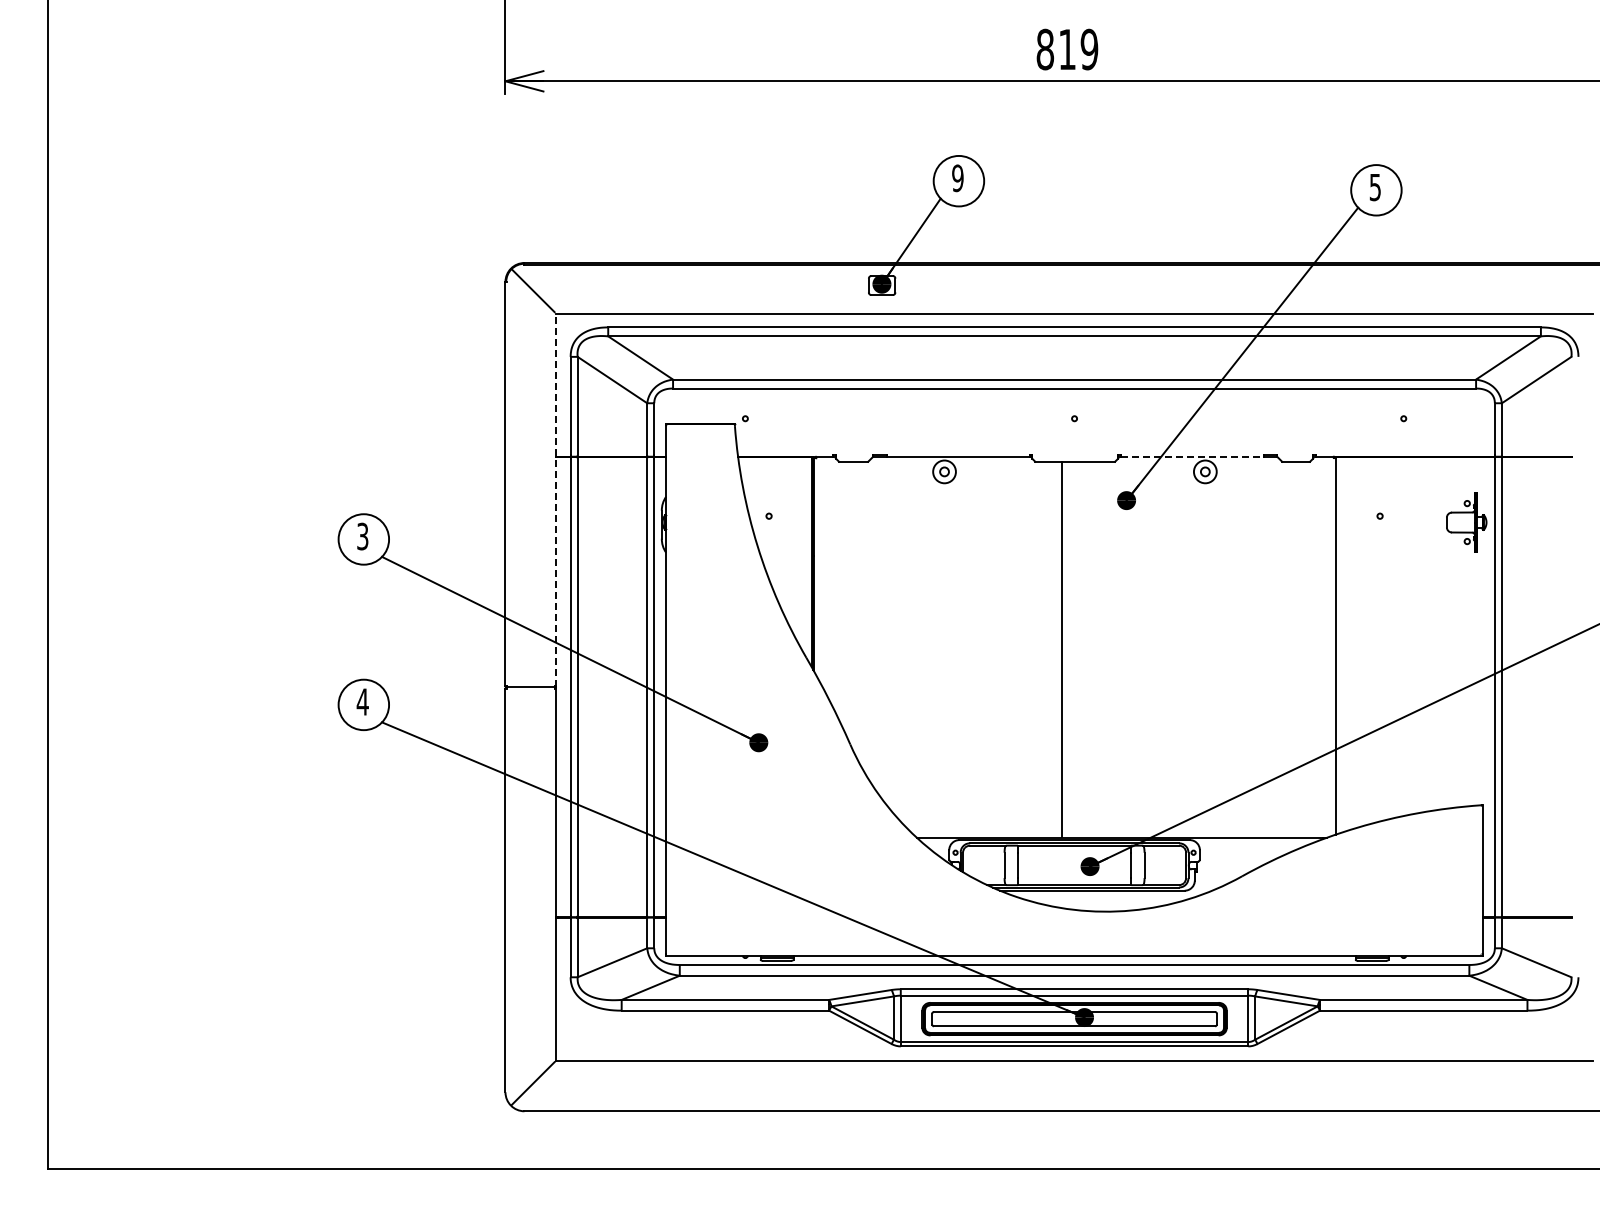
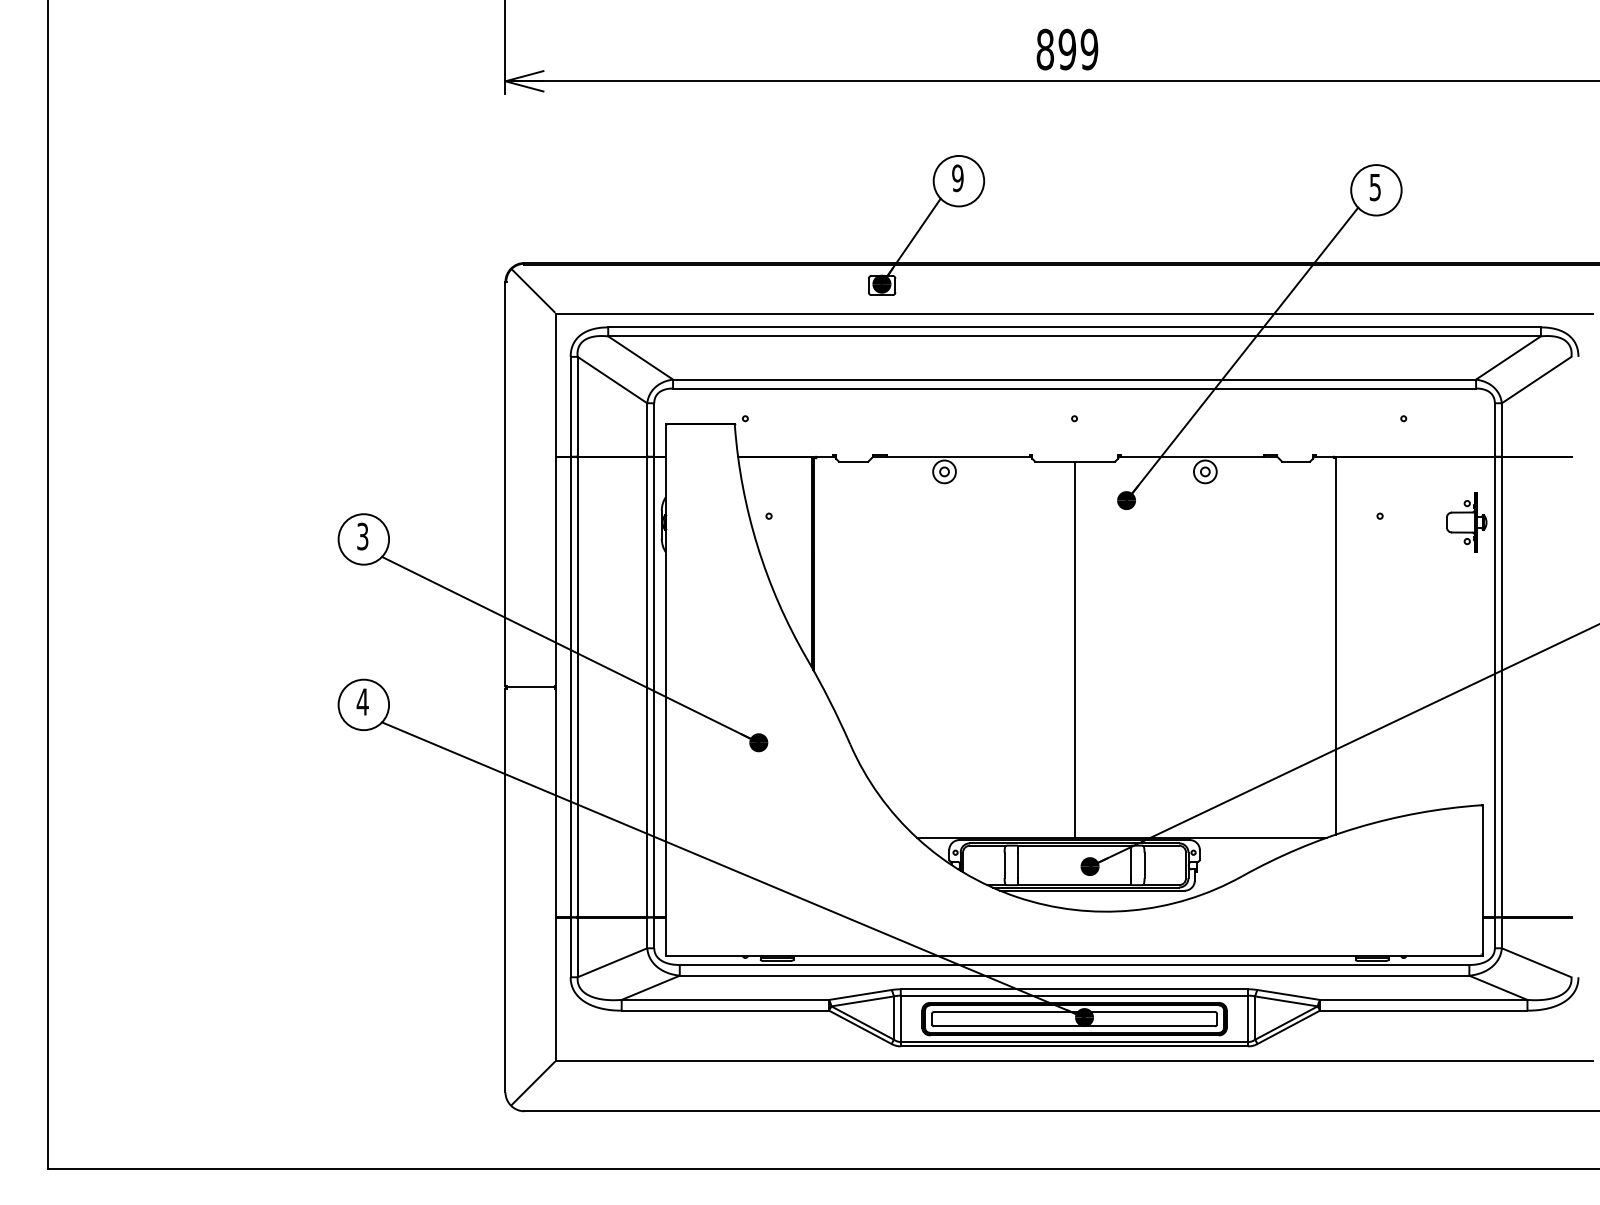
text: 819 -> 899 (1067, 49)
line: dashed -> solid (1192, 456)
line: dashed -> solid (556, 500)
line position: (1061, 649) -> (1074, 649) (1074, 649)
